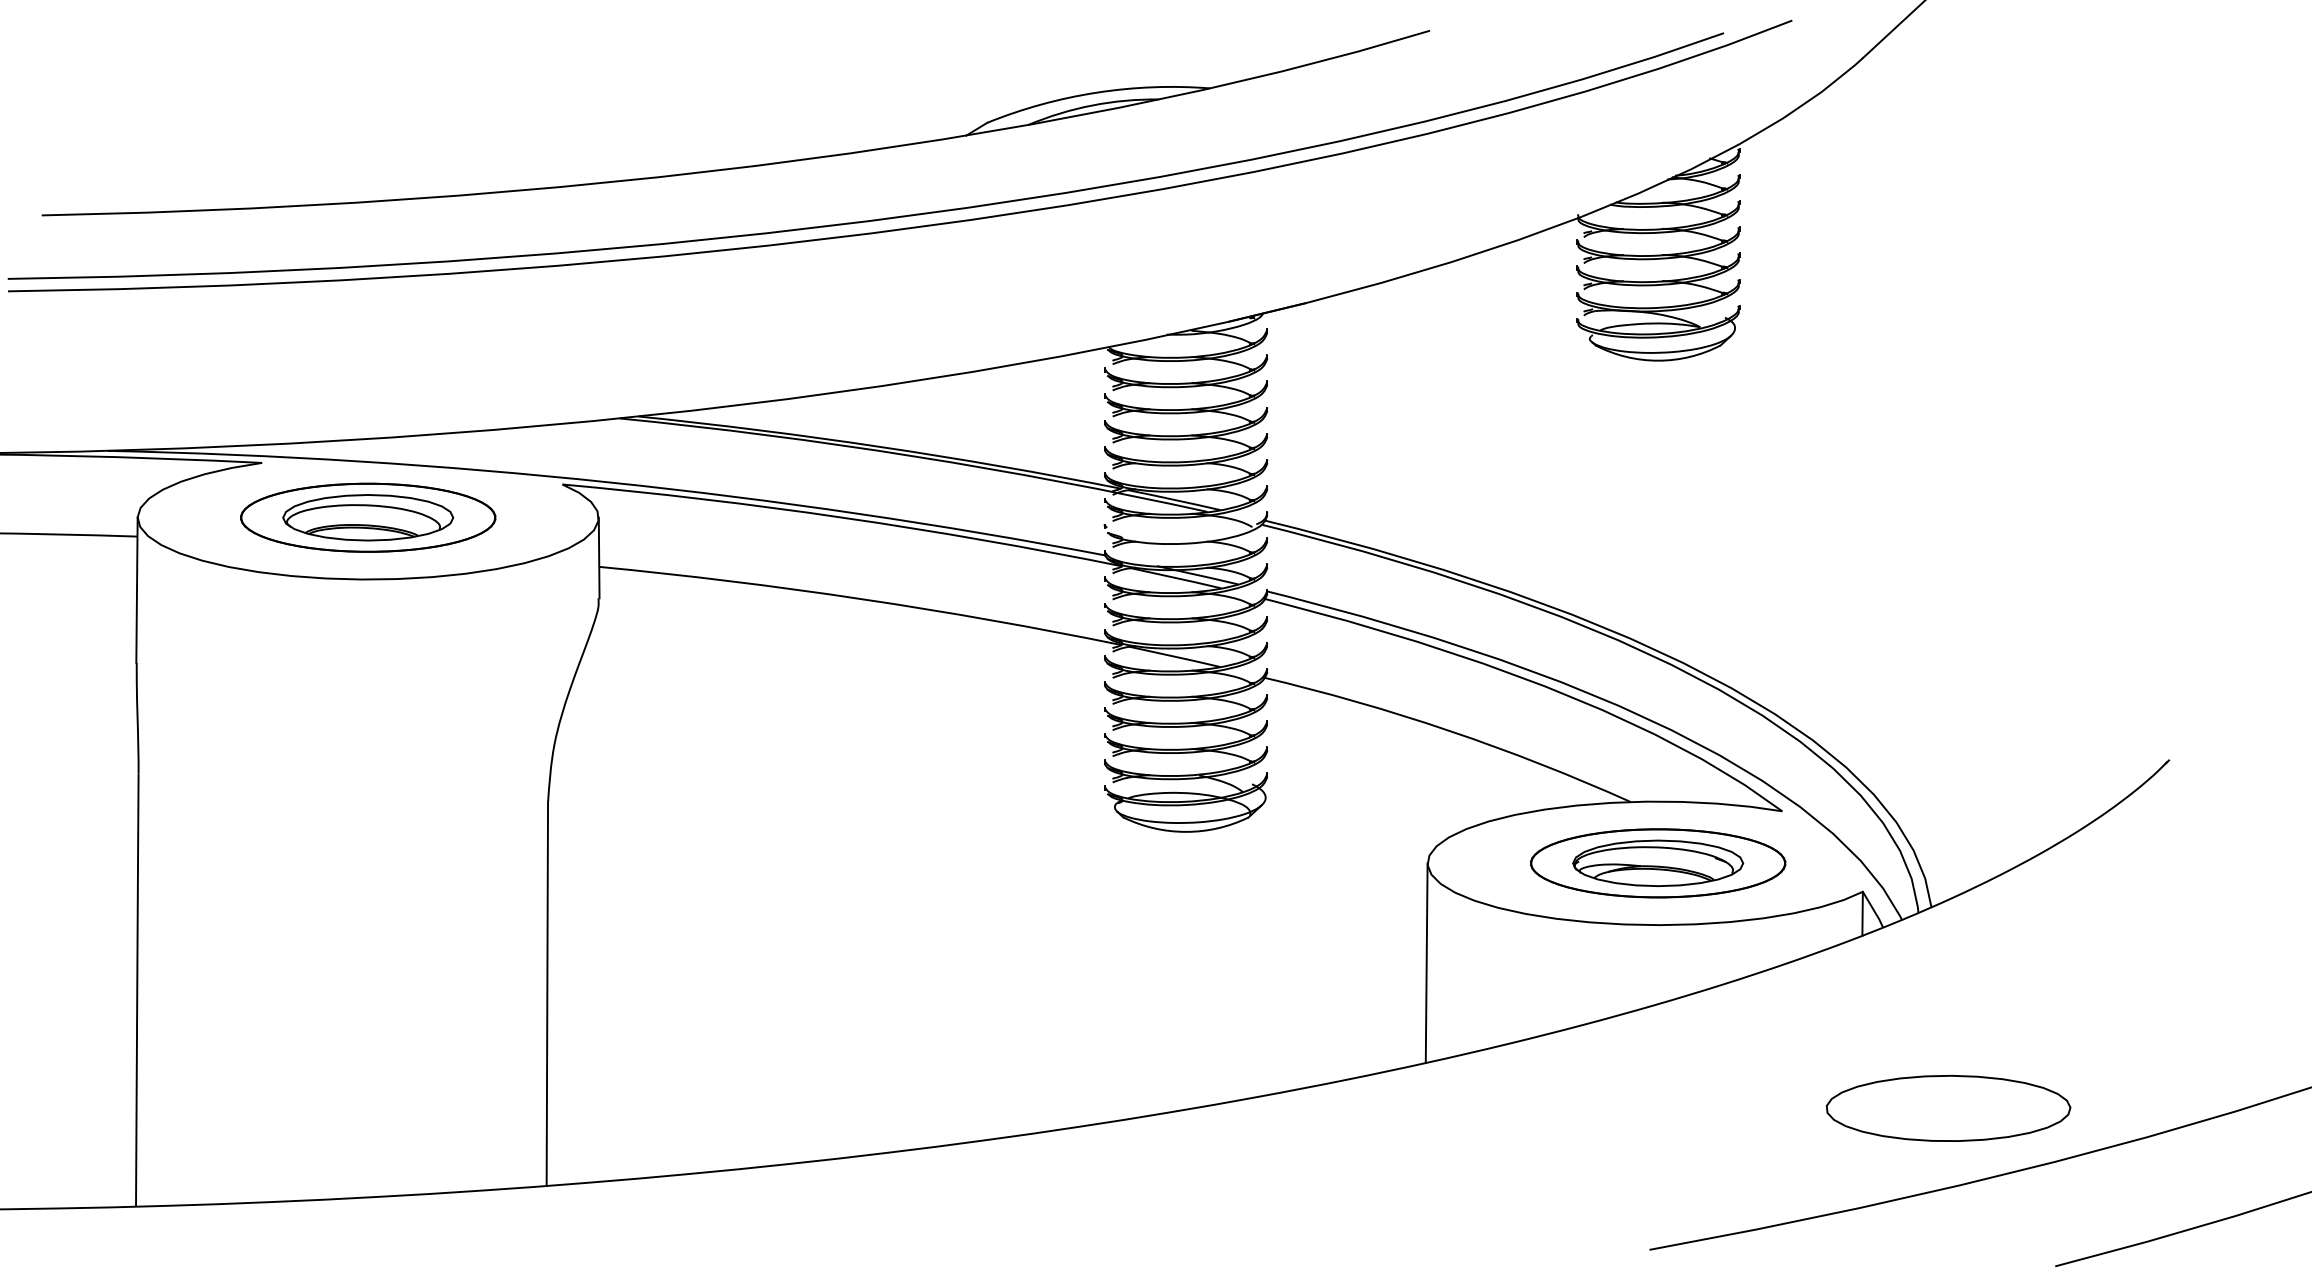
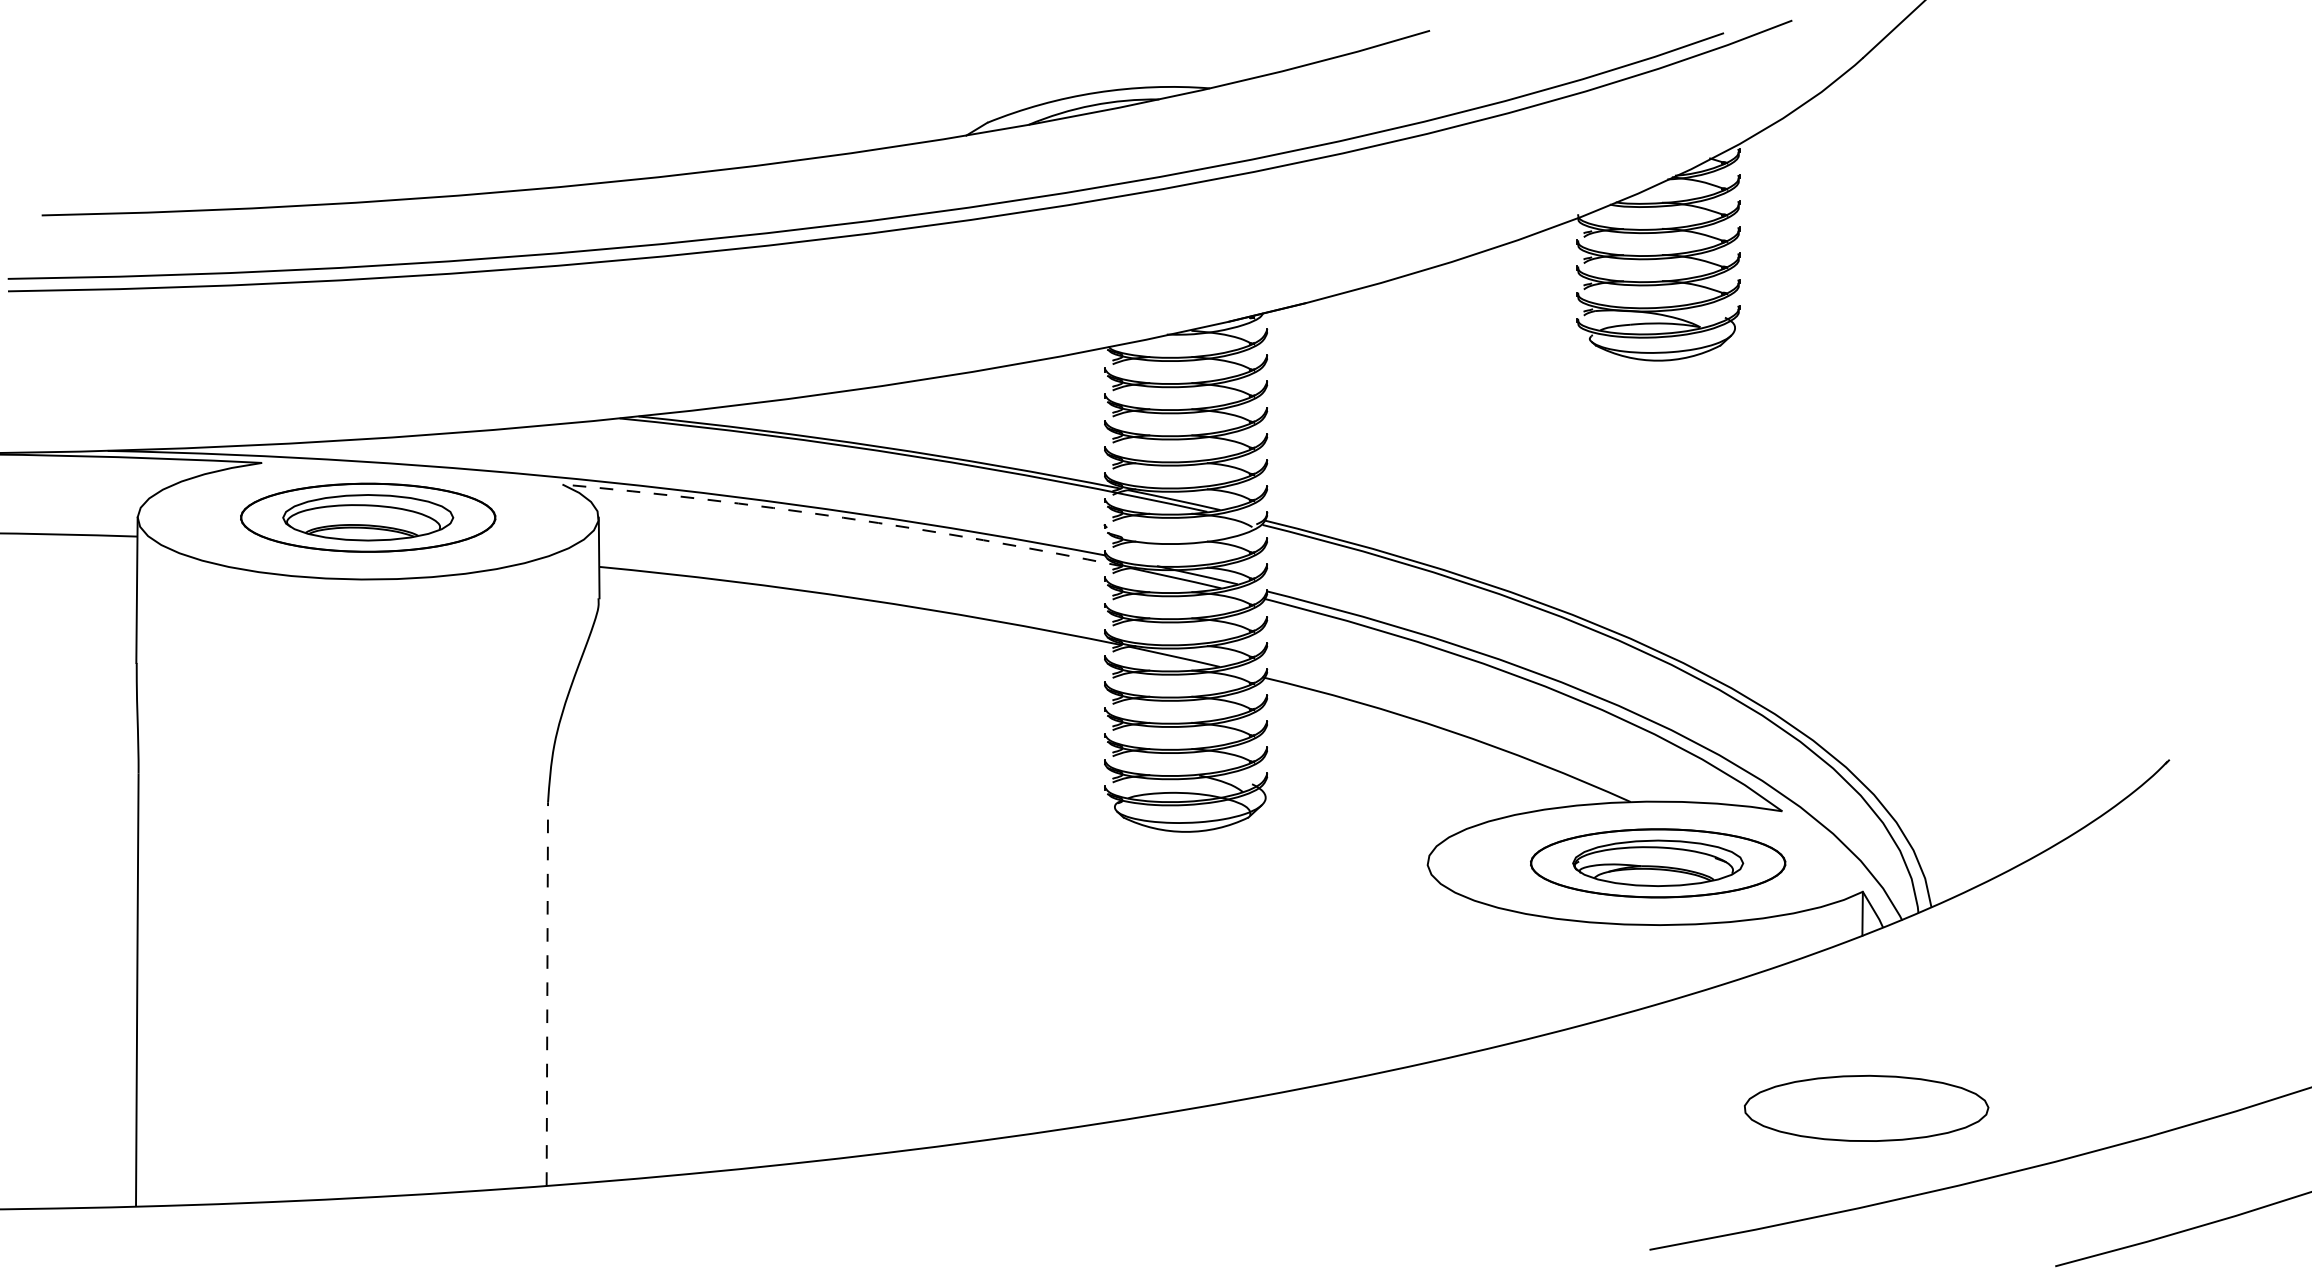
arc: solid -> dashed (843, 517)
line: present -> none (1426, 963)
line: solid -> dashed (547, 994)
part position: (1948, 1107) -> (1866, 1107) (1866, 1107)
